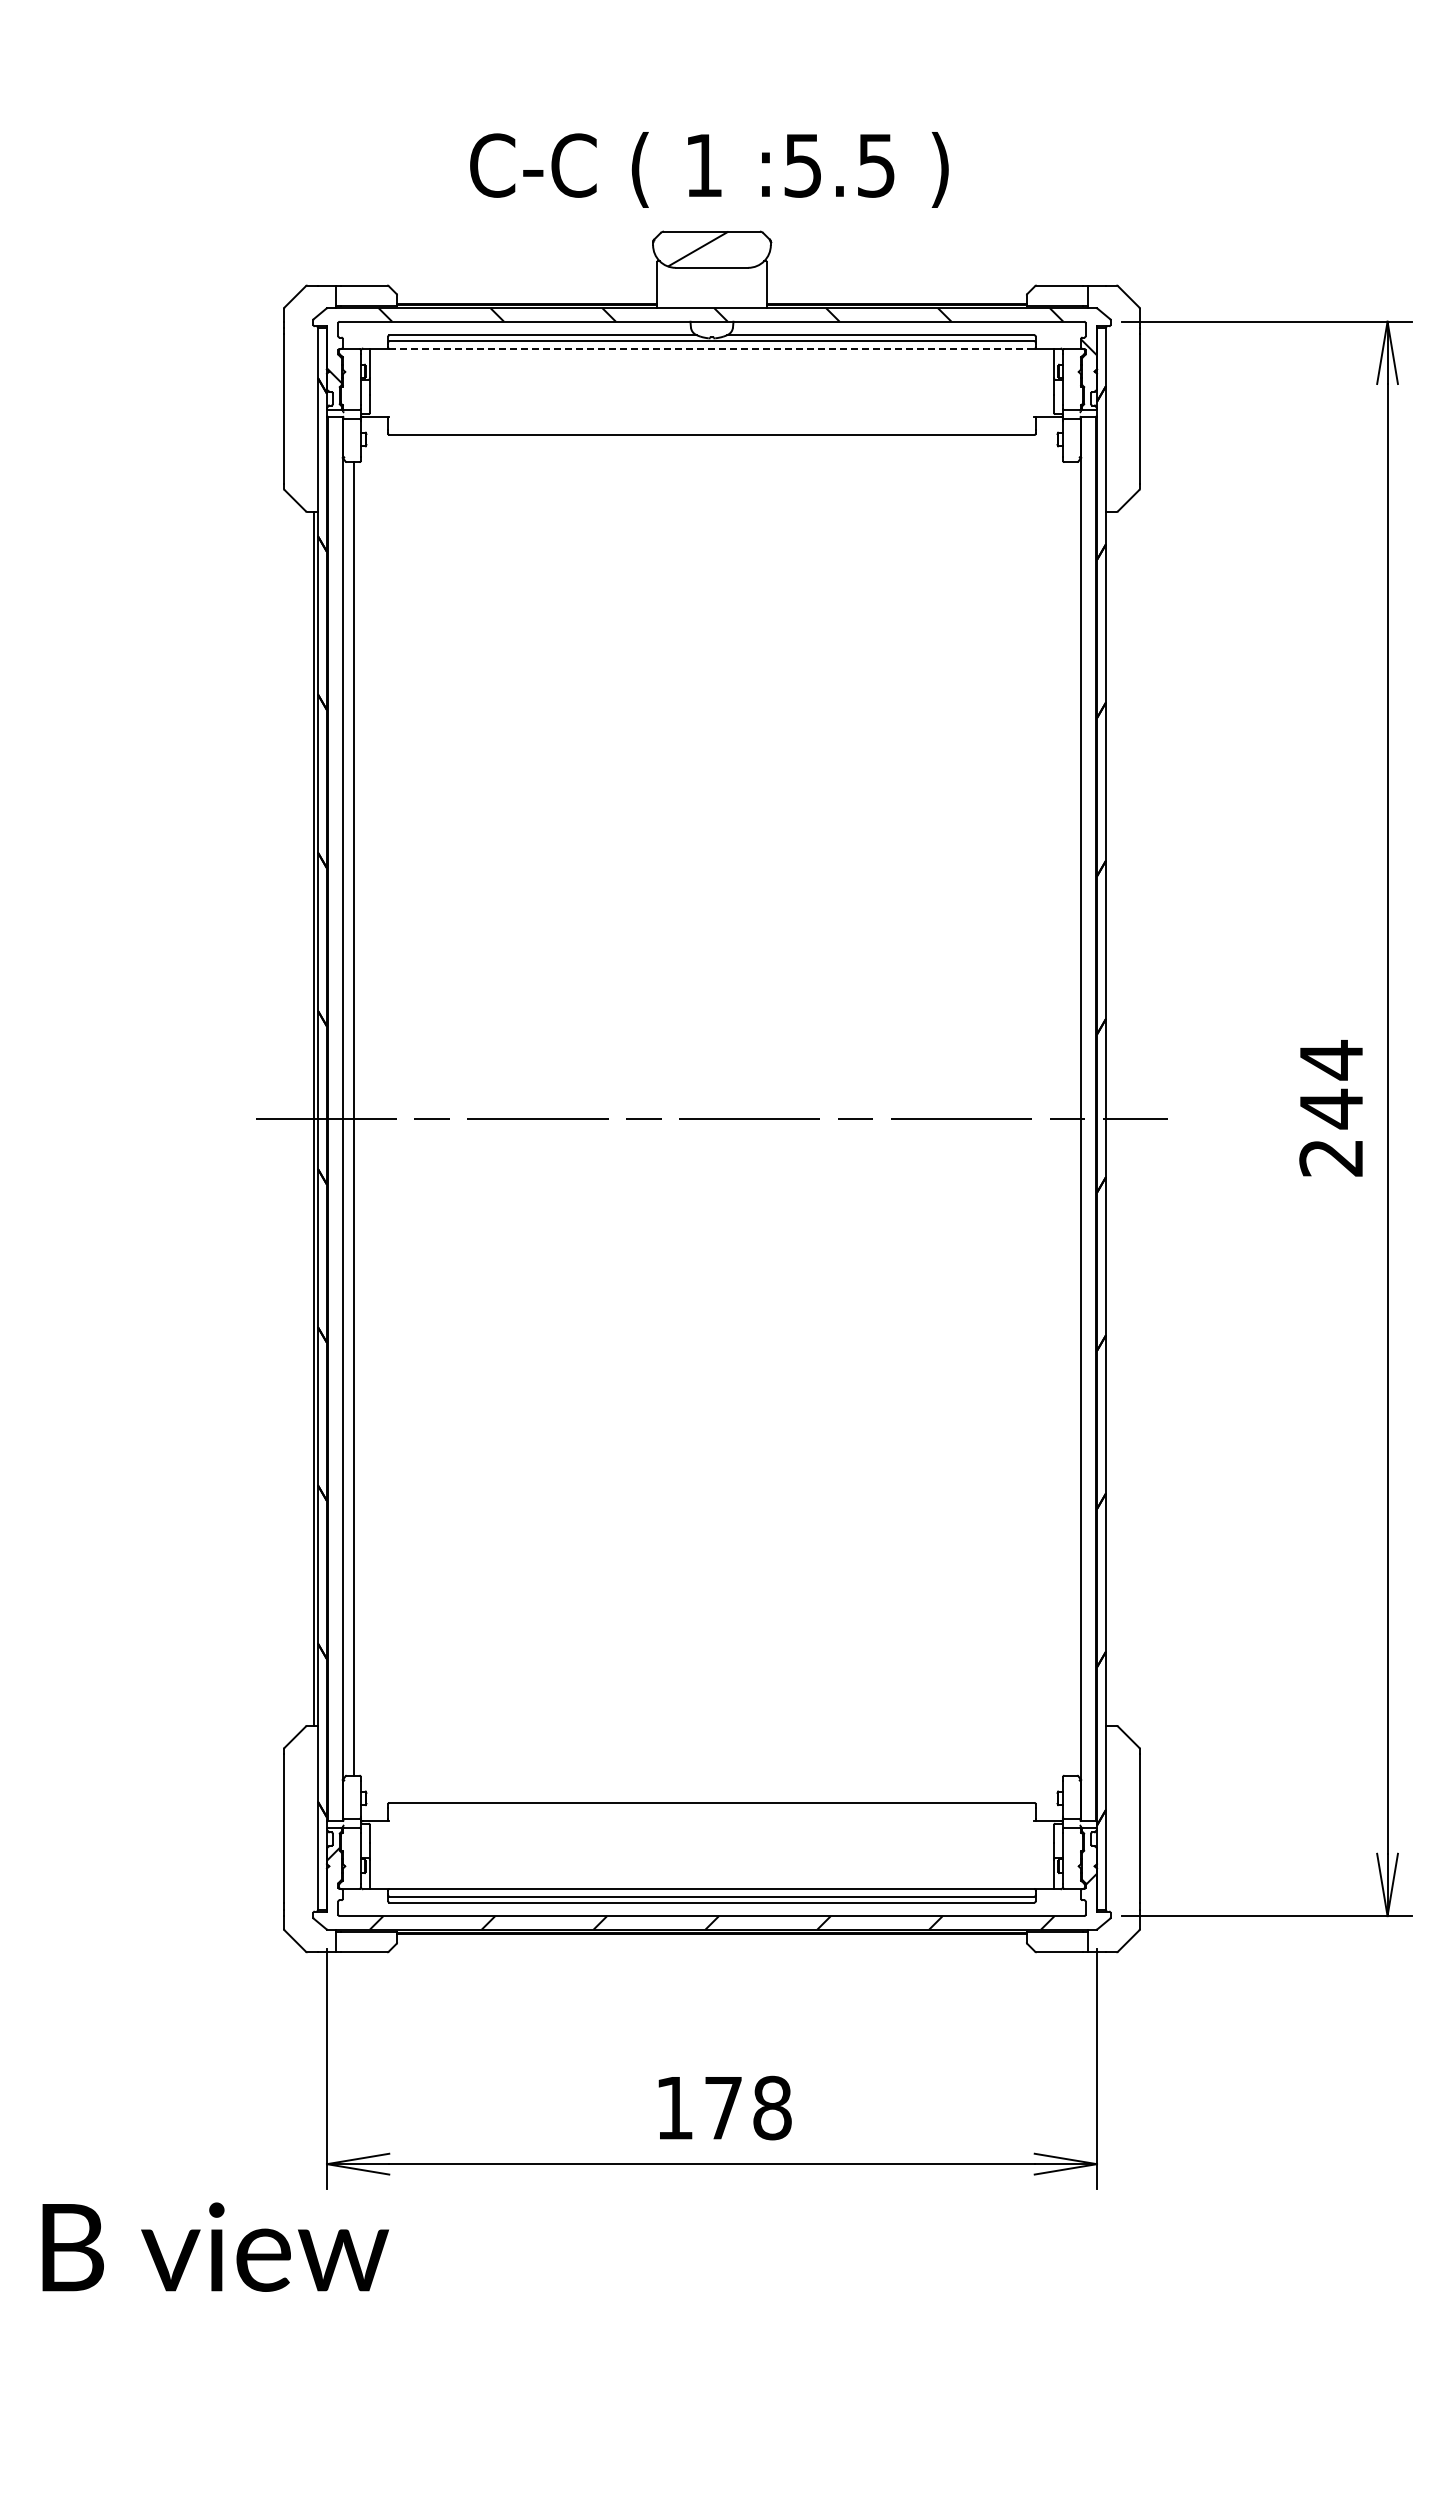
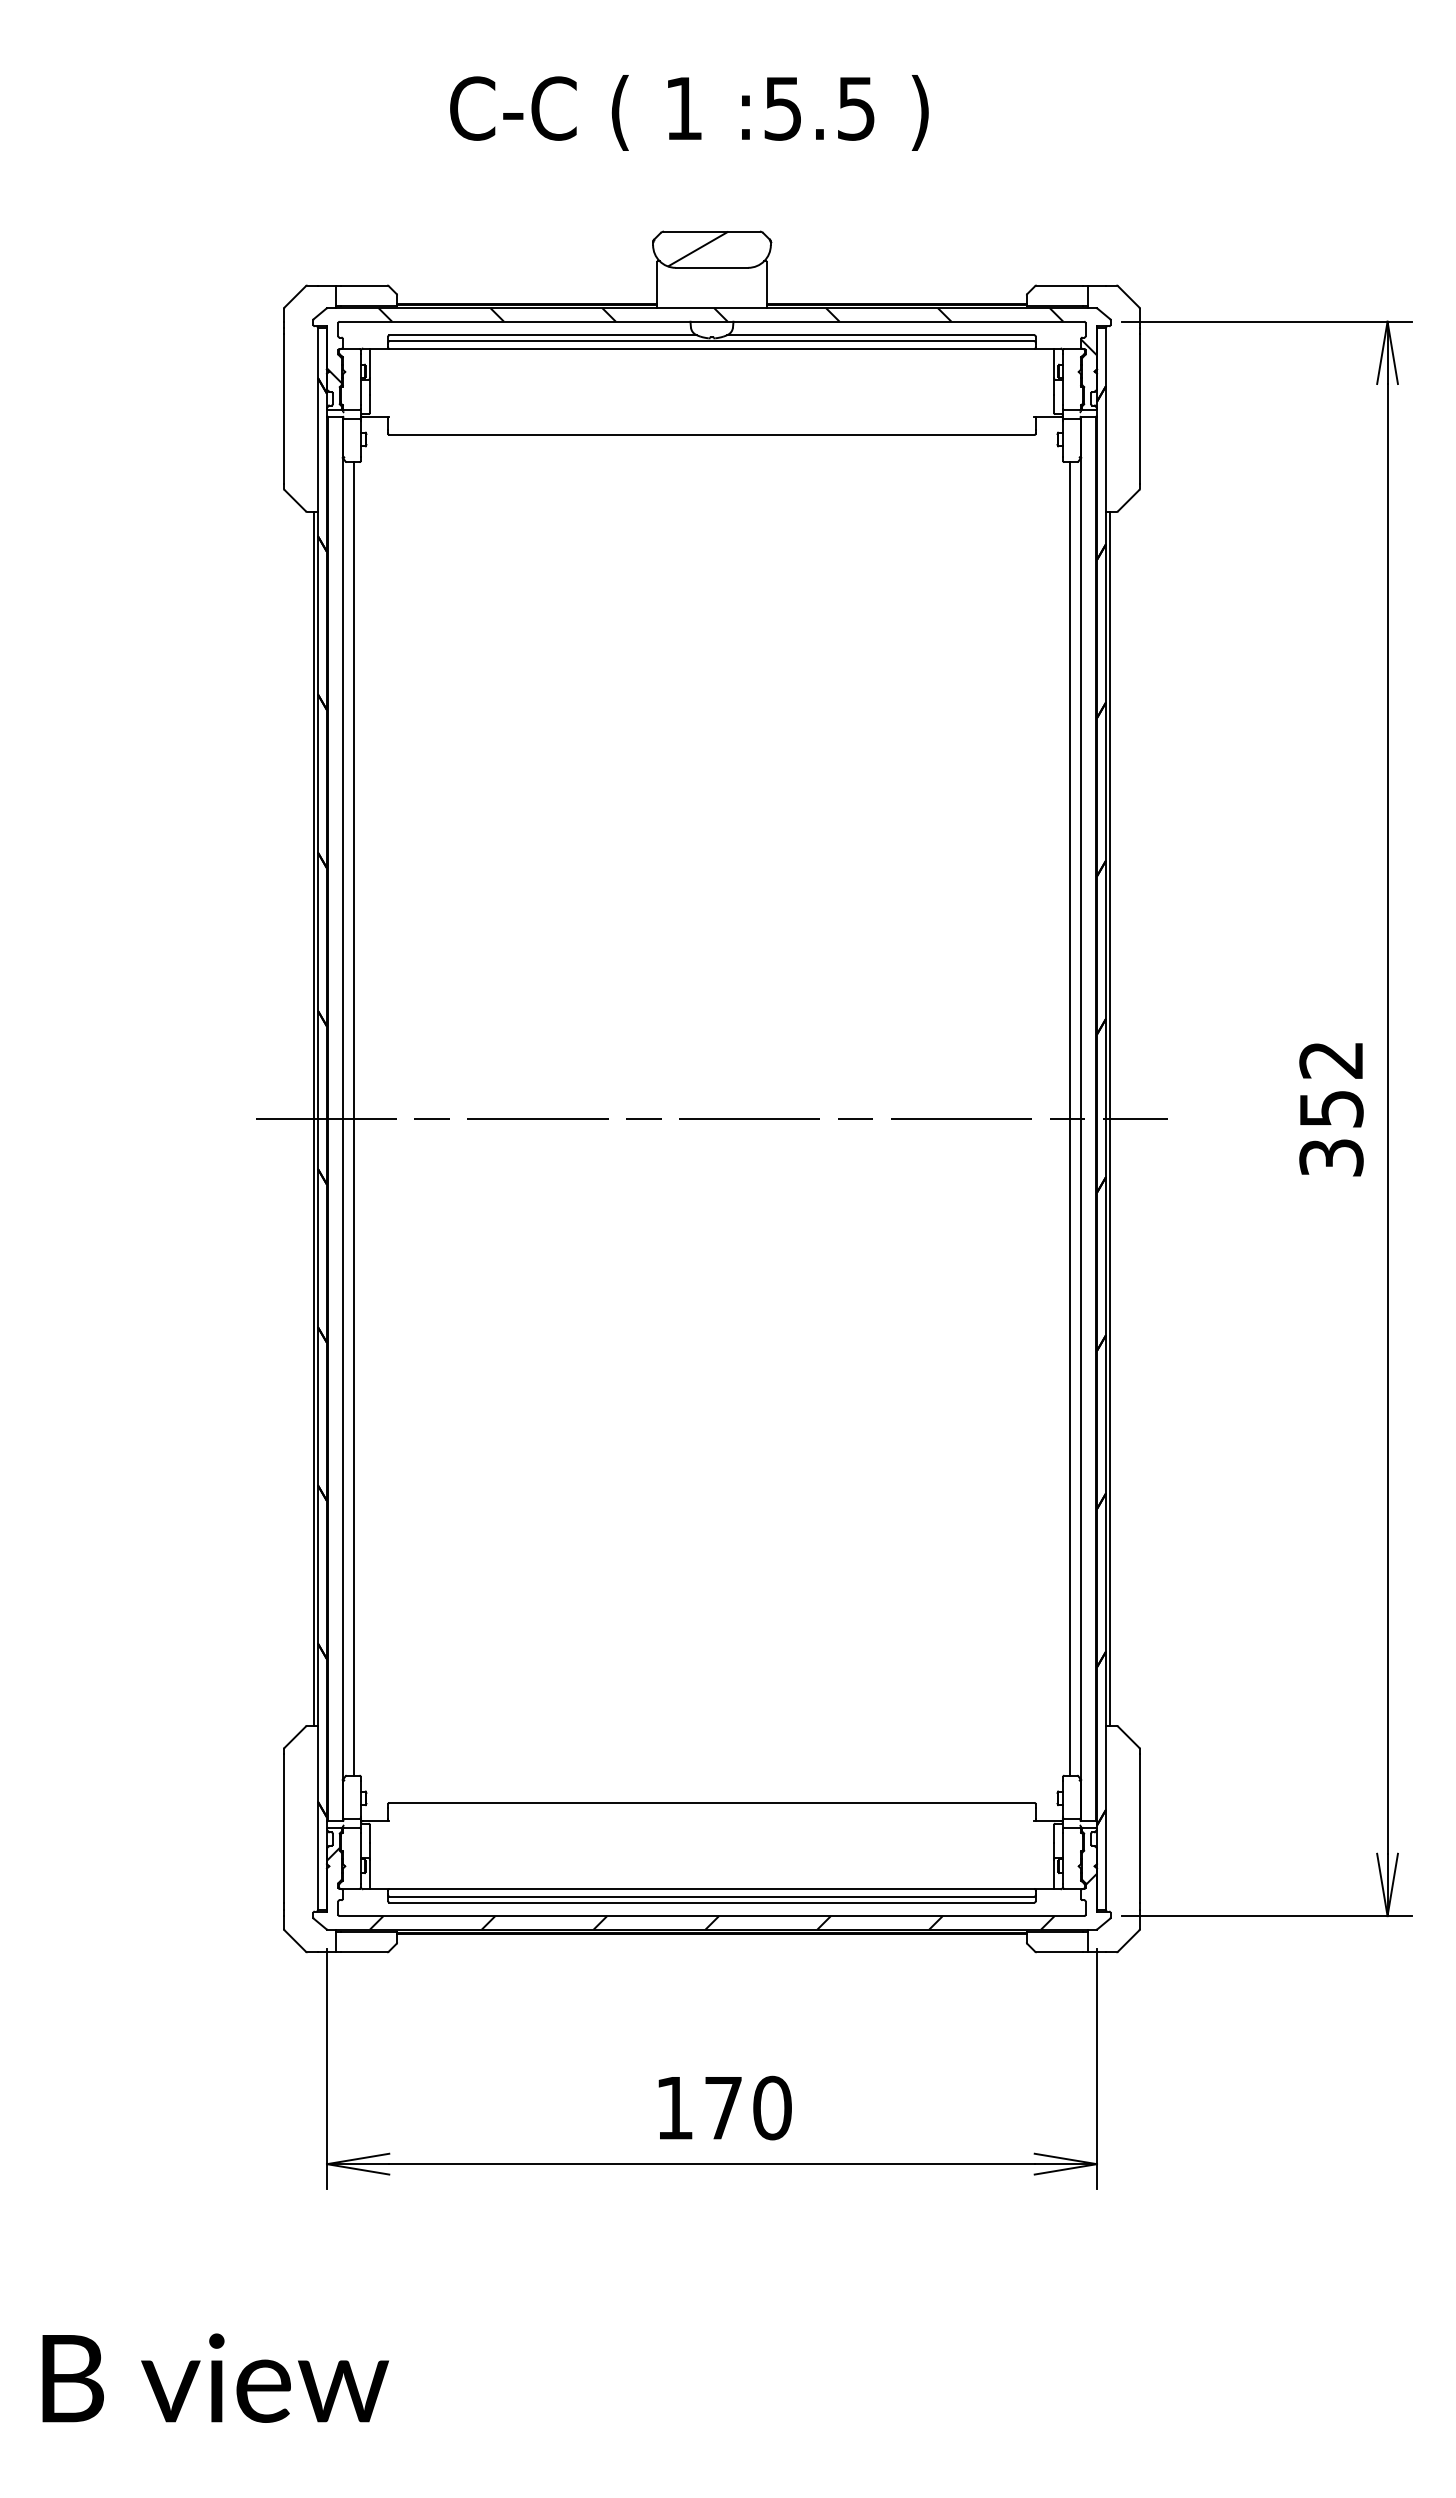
text position: (709, 169) -> (689, 112) (689, 112)
line: dashed -> solid (712, 348)
text: 244 -> 352 (1331, 1108)
line: none -> present (1069, 1118)
line: none -> present (1109, 1118)
text: 178 -> 170 (772, 2108)
text position: (215, 2246) -> (215, 2377) (215, 2377)
